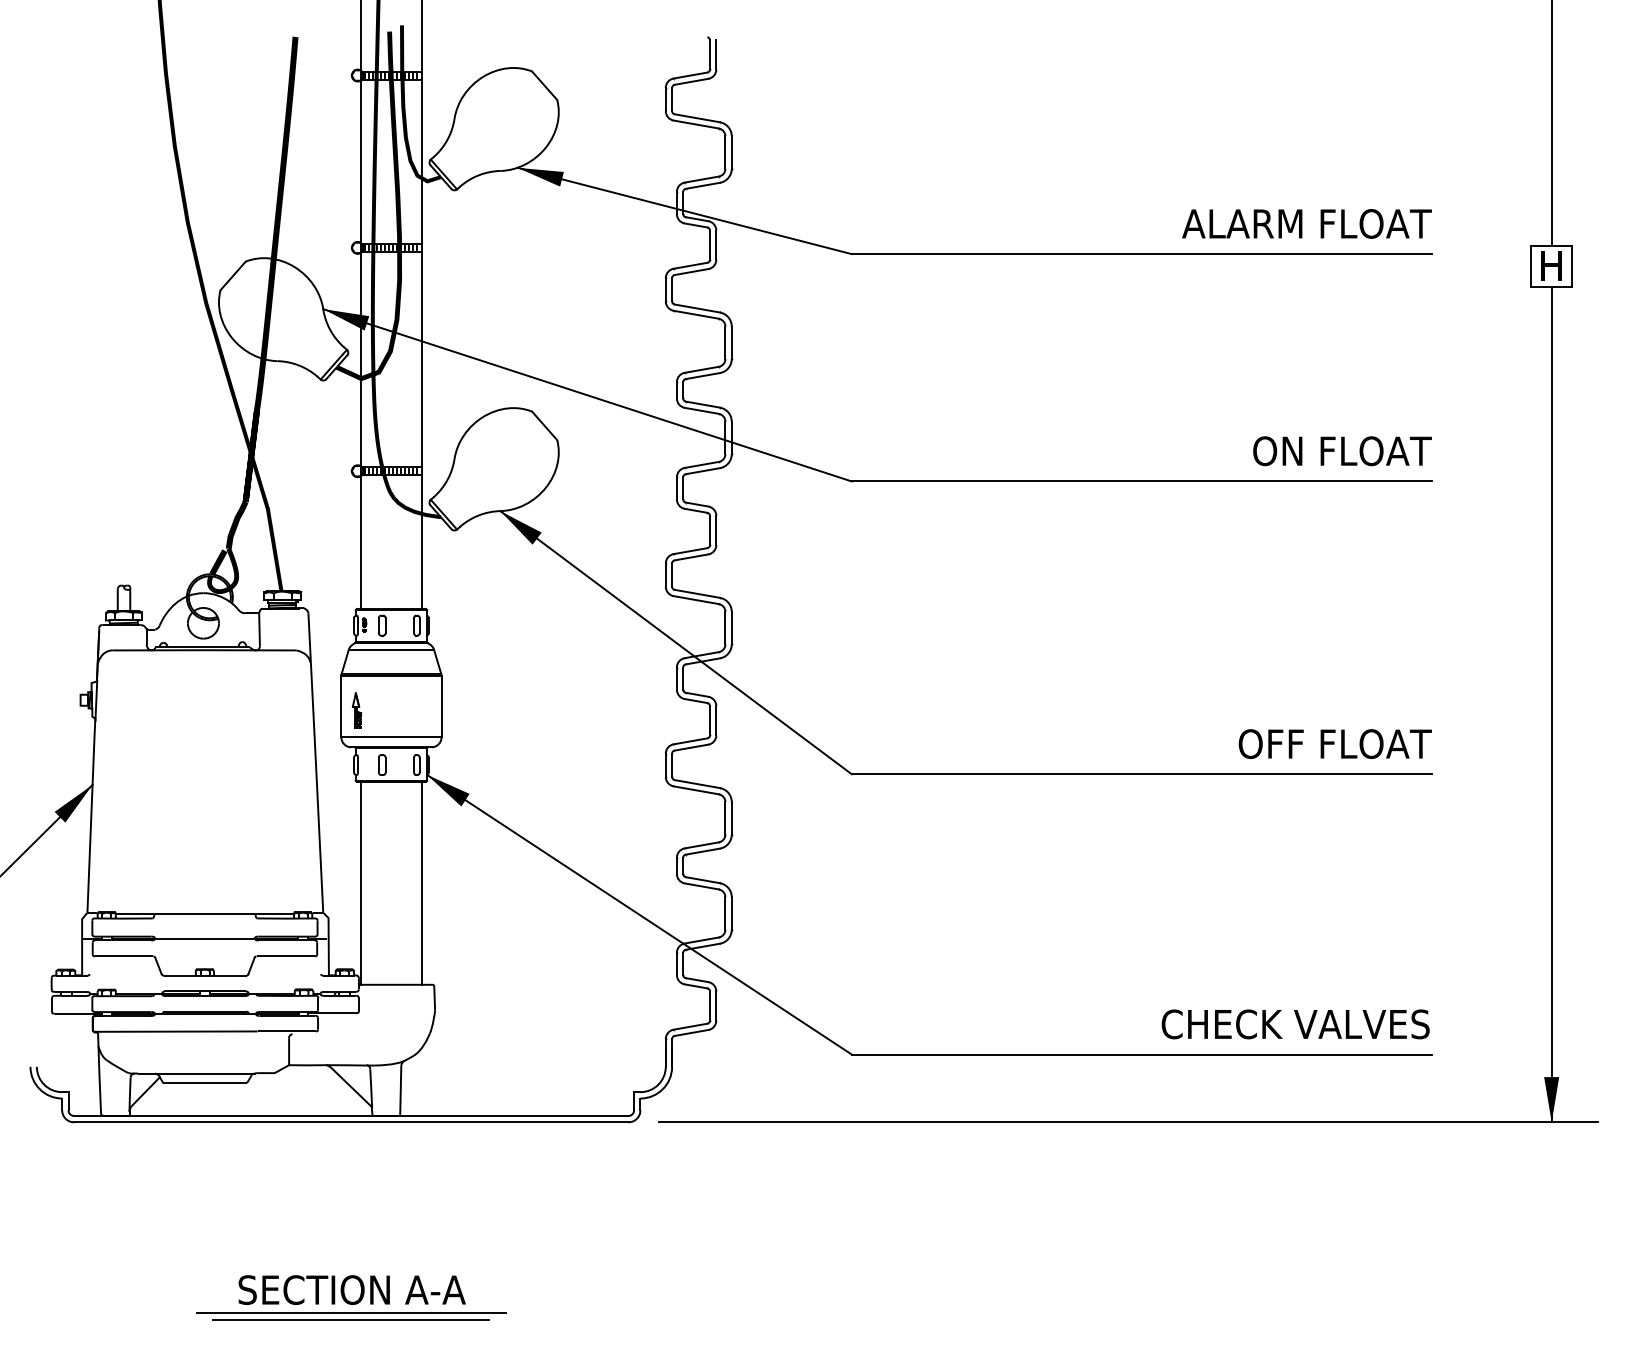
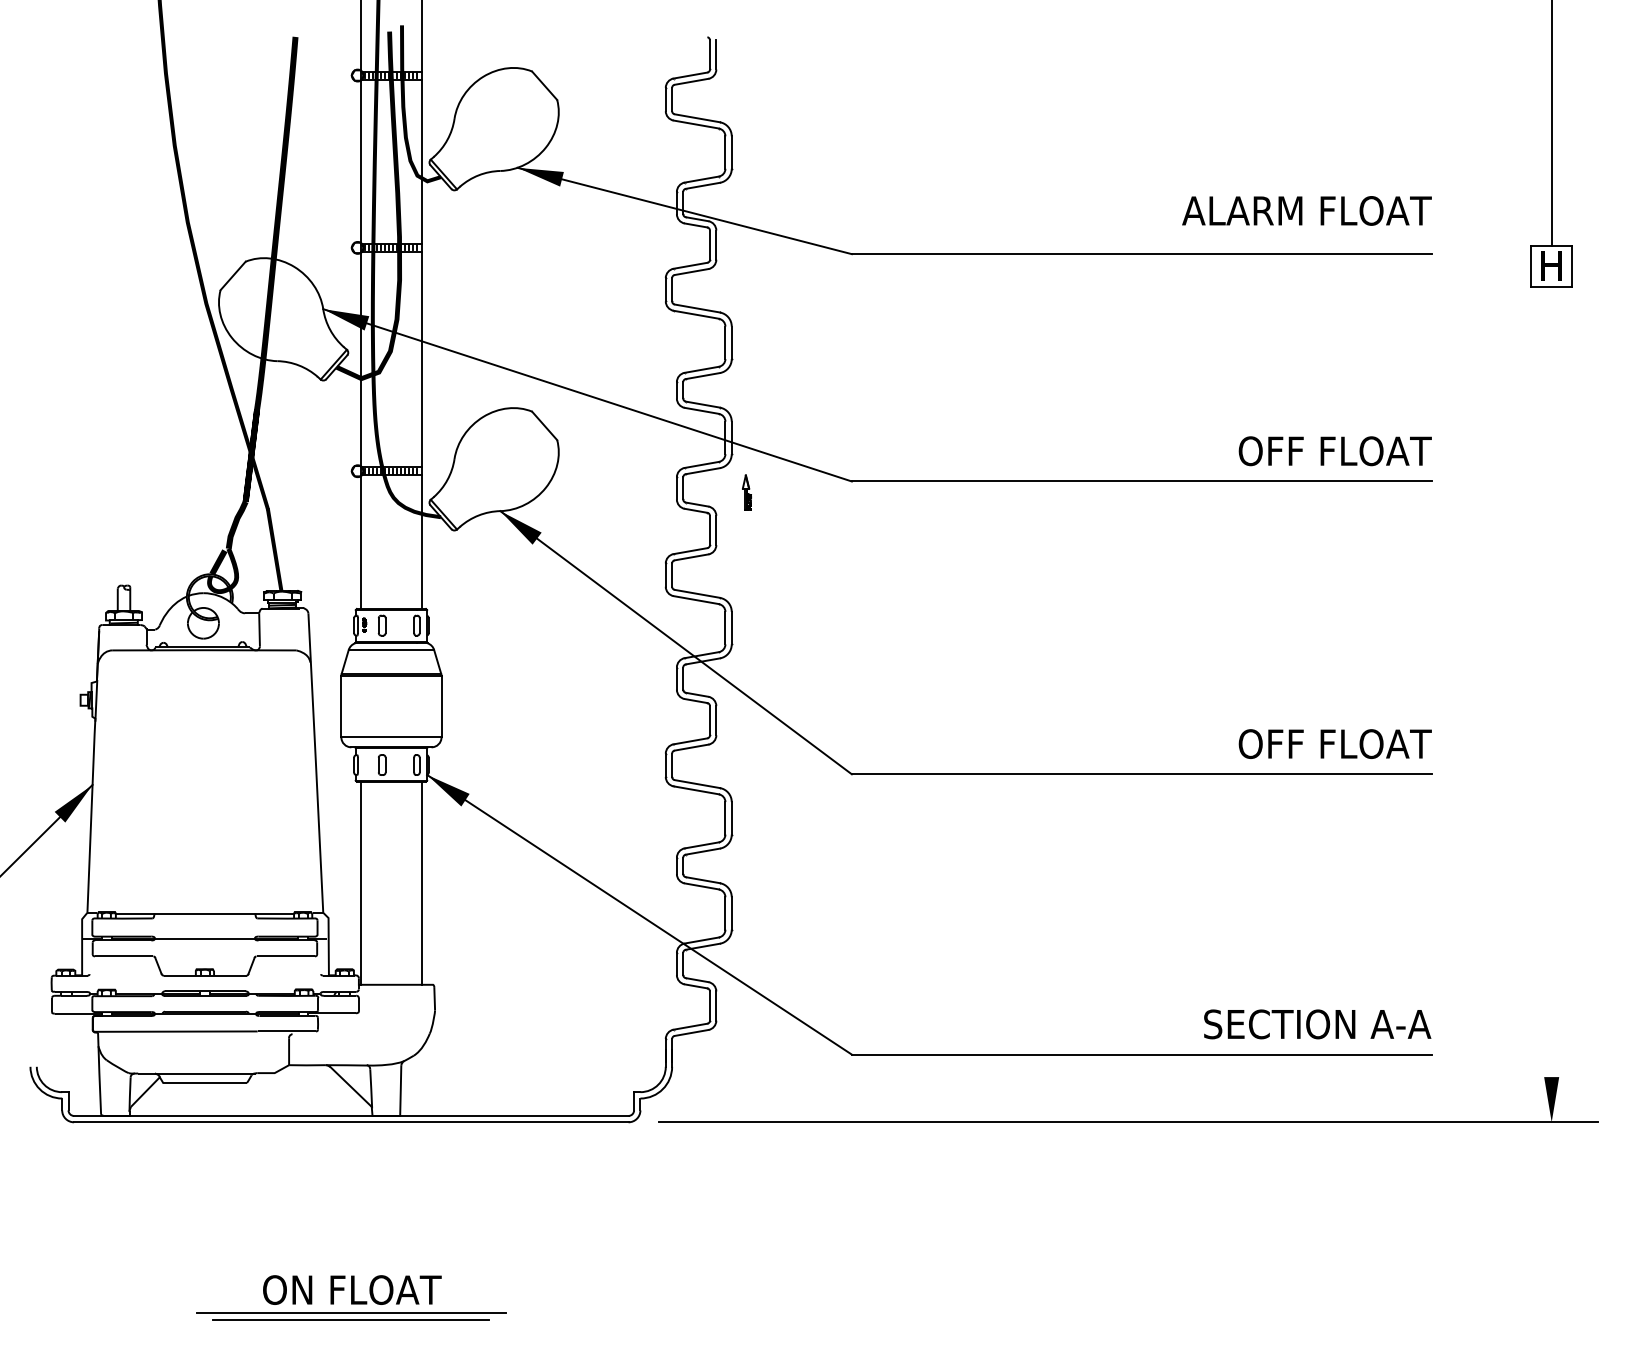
text position: (1306, 223) -> (1306, 210) (1306, 210)
text: ON FLOAT -> OFF FLOAT (1270, 451)
line: present -> none (1551, 704)
part position: (356, 710) -> (746, 492) (746, 492)
text: CHECK VALVES -> SECTION A-A (1296, 1024)
text: SECTION A-A -> ON FLOAT (351, 1289)
